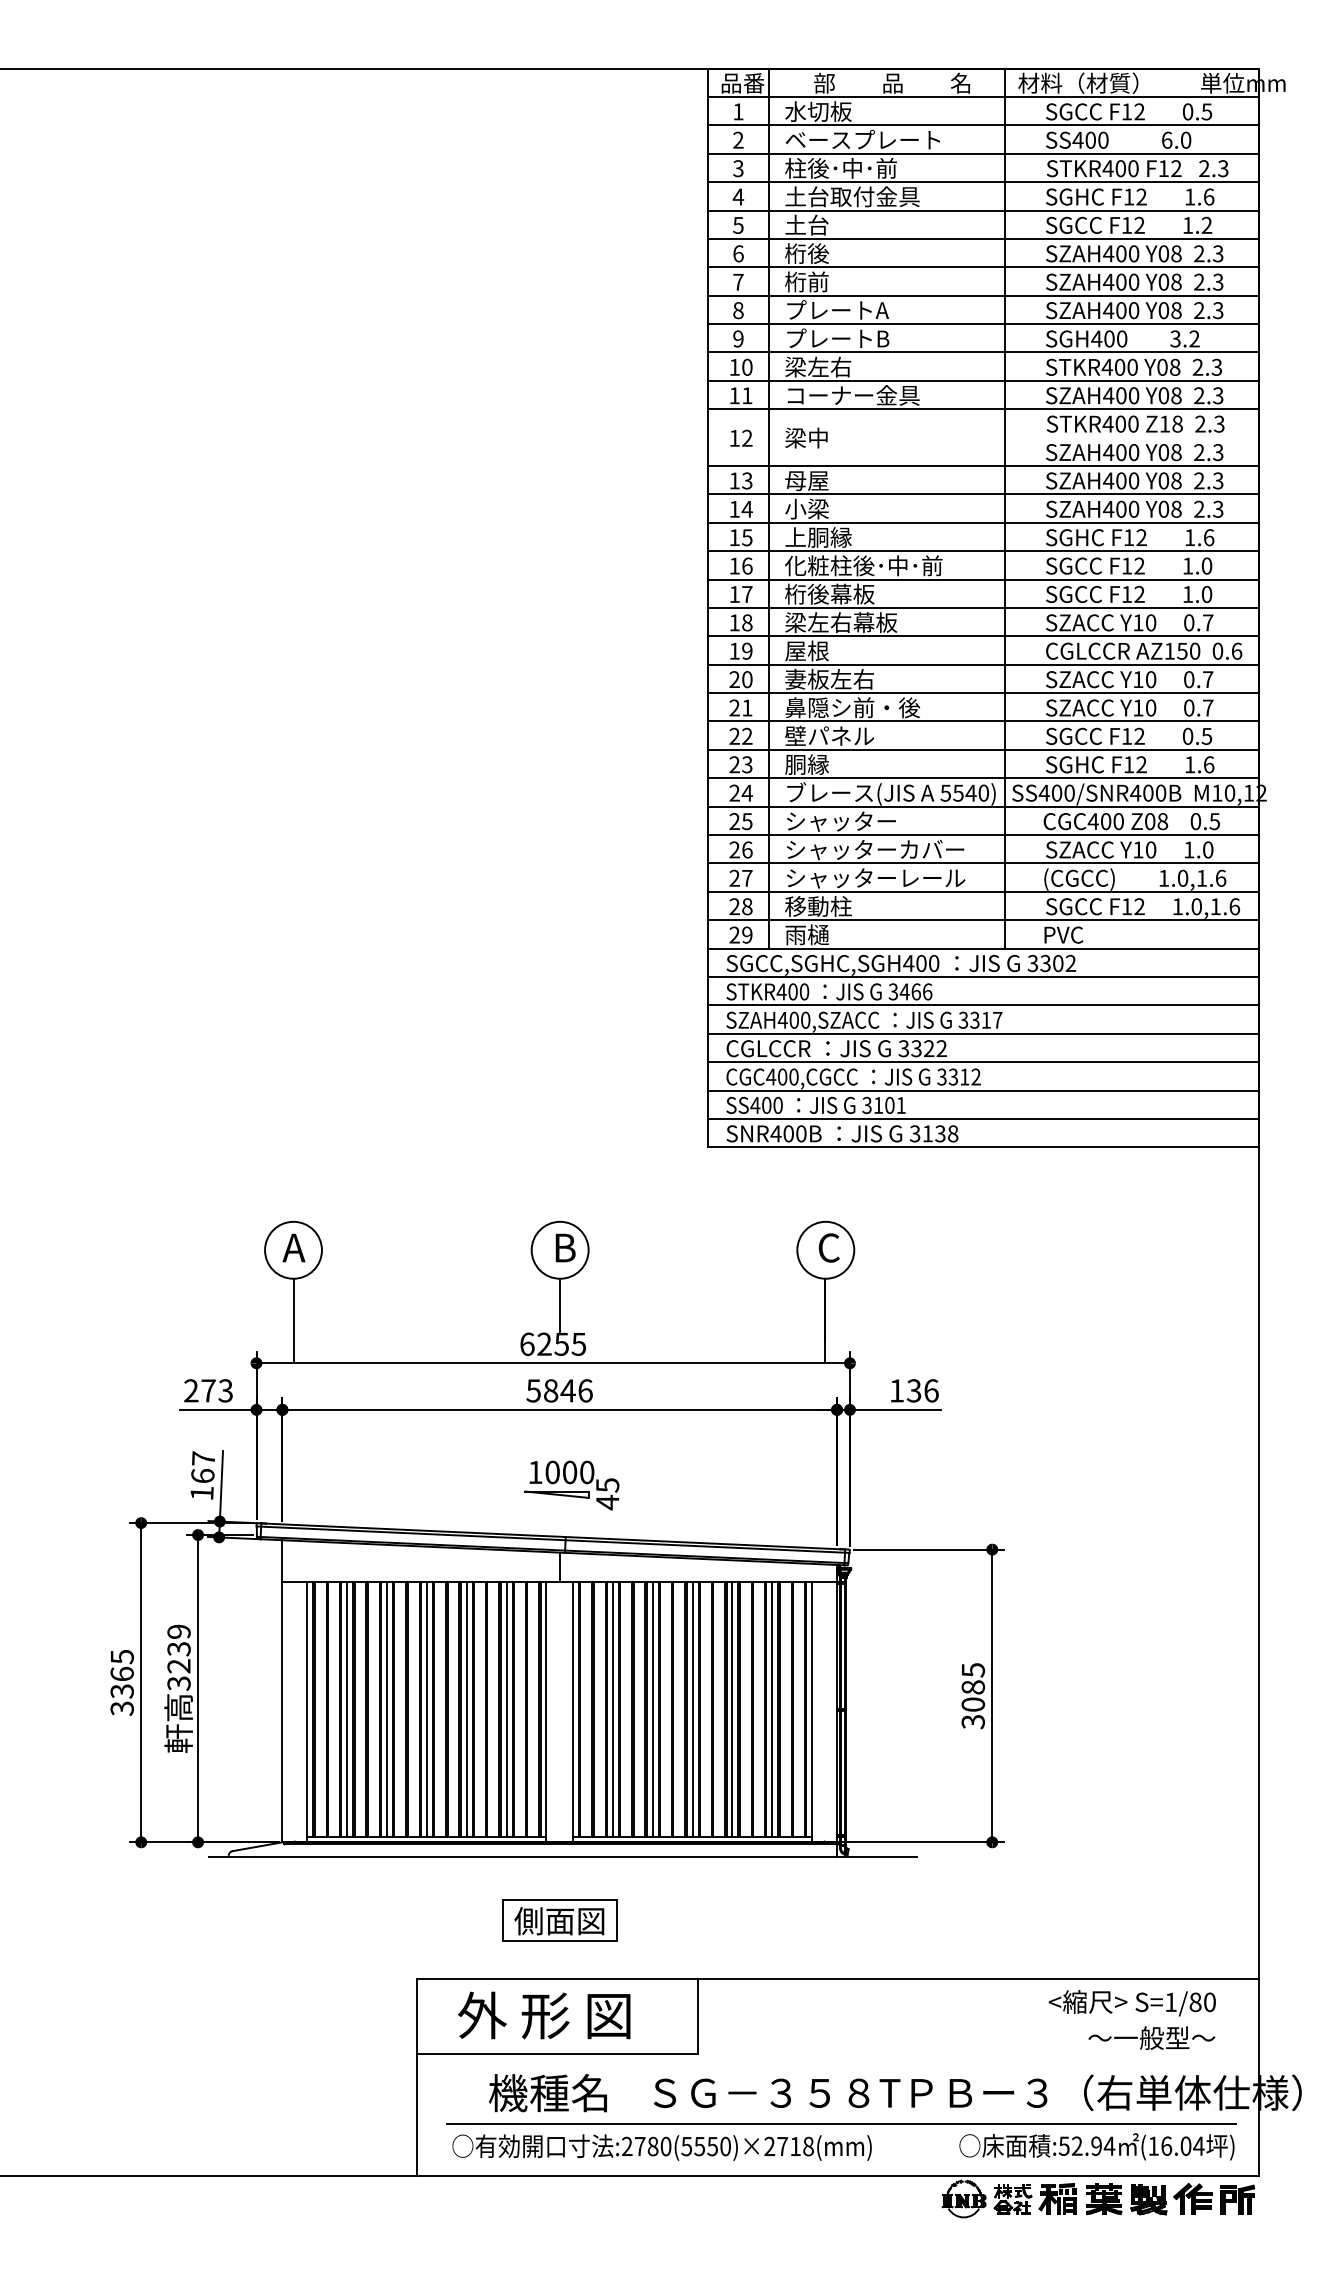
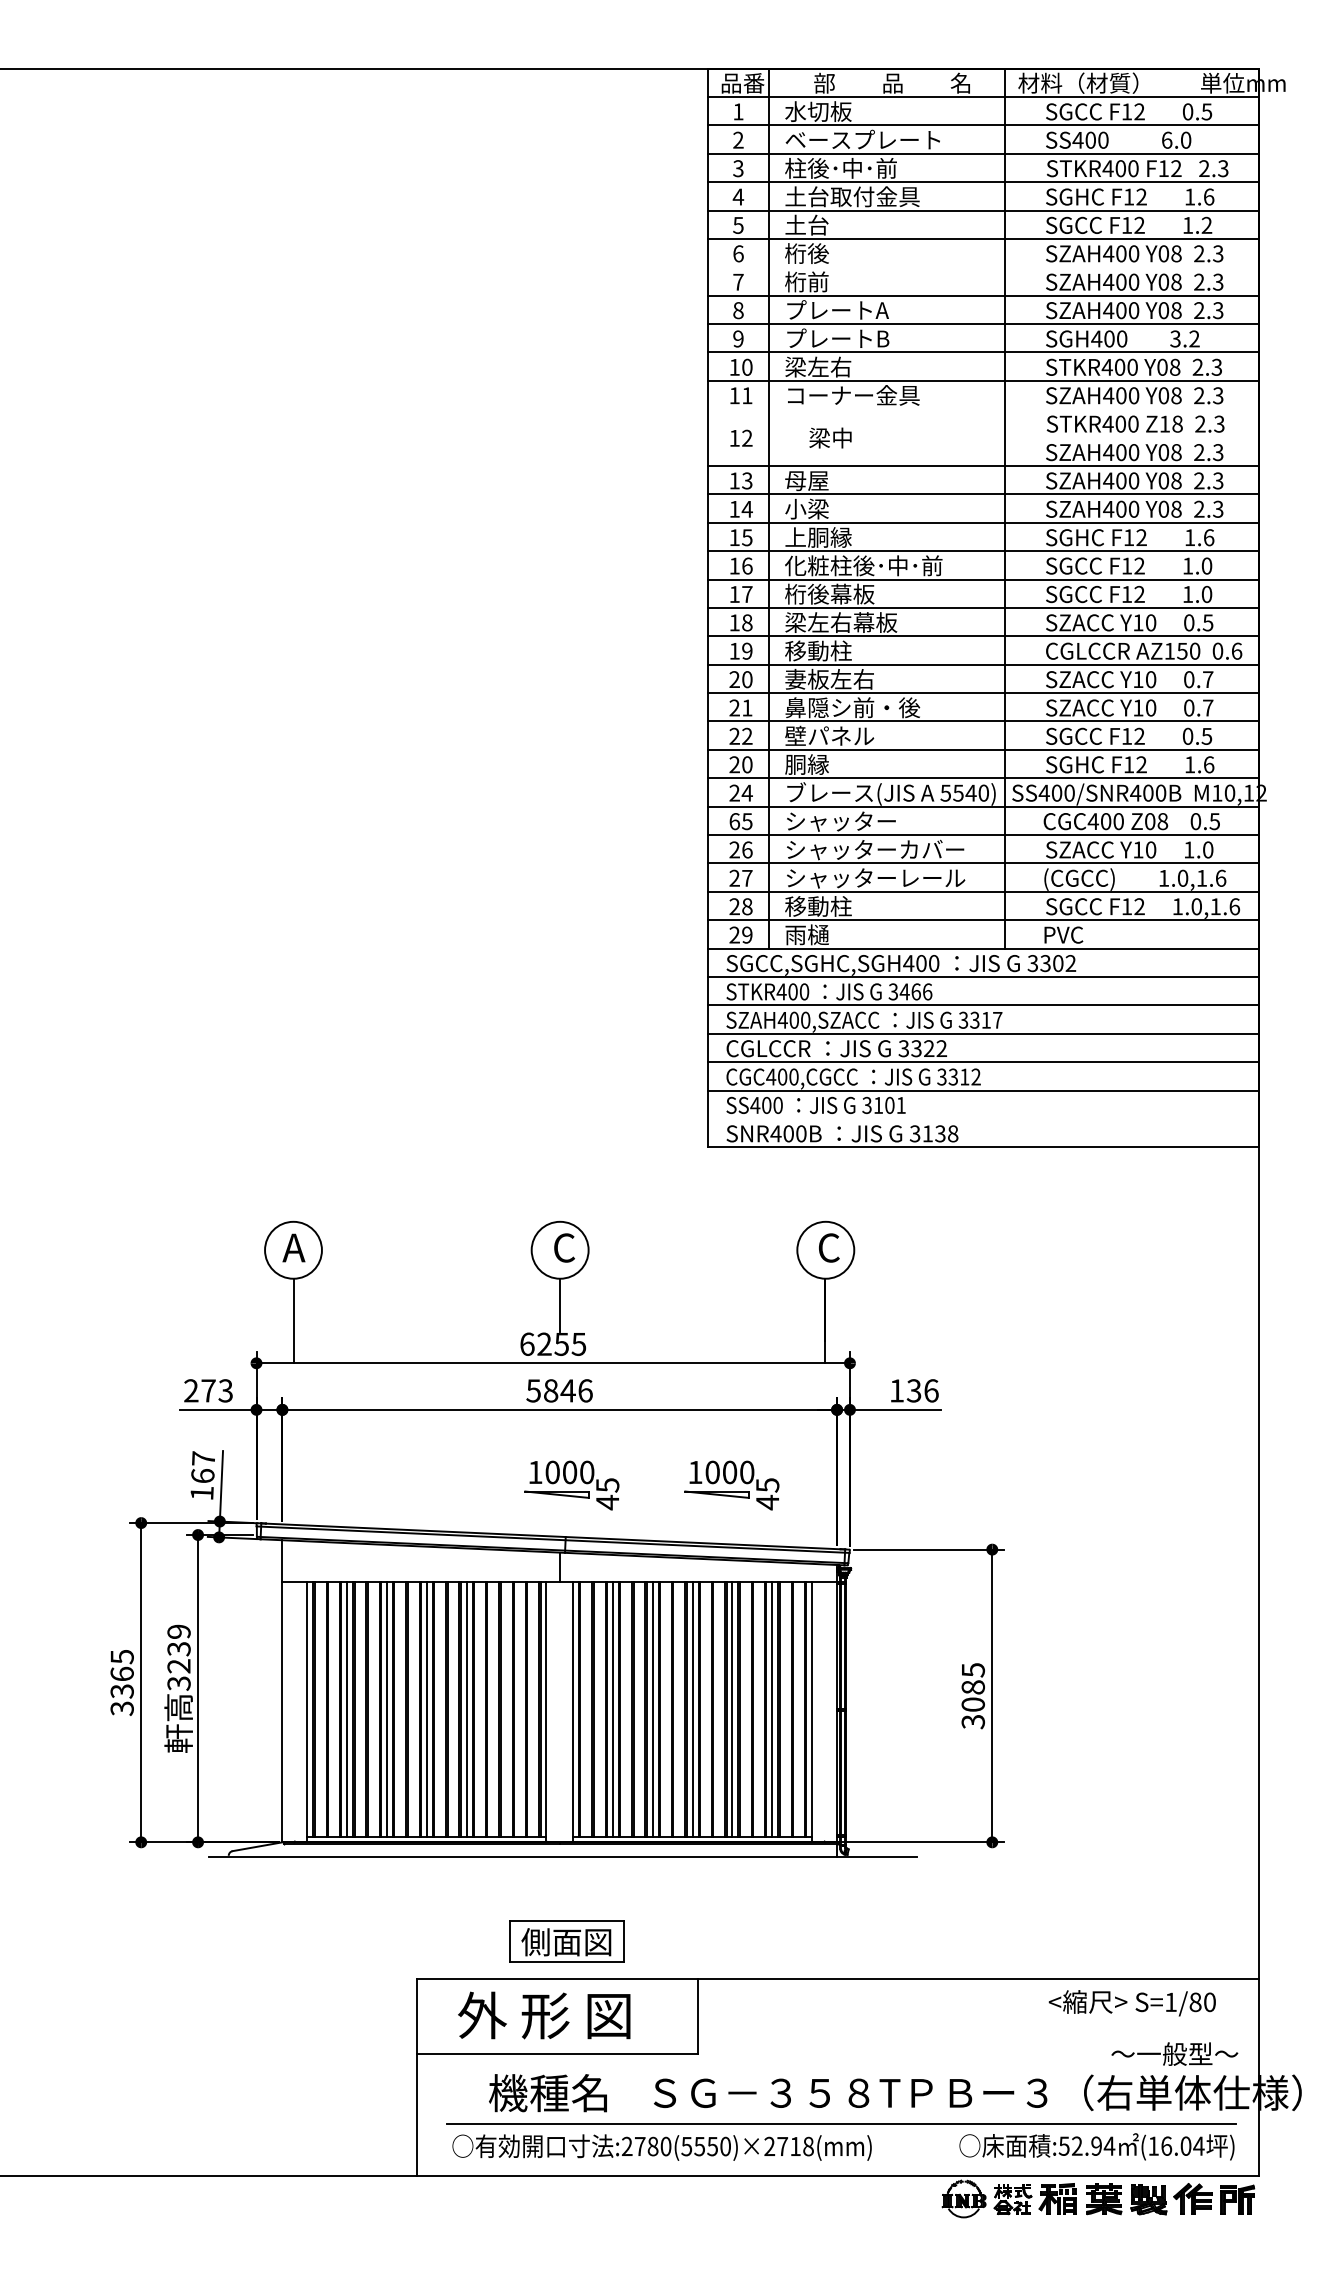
line: present -> none (983, 267)
line: present -> none (983, 409)
text position: (806, 437) -> (830, 437) (830, 437)
text: 0.7 -> 0.5 (1207, 622)
text: 屋根 -> 移動柱 (818, 650)
text: 23 -> 20 (747, 764)
text: 25 -> 65 (734, 821)
line: present -> none (983, 1118)
text: B -> C (564, 1247)
part: none -> present (731, 1485)
line: present -> none (506, 1708)
part position: (559, 1920) -> (566, 1941) (566, 1941)
text position: (1151, 2037) -> (1174, 2053) (1174, 2053)
